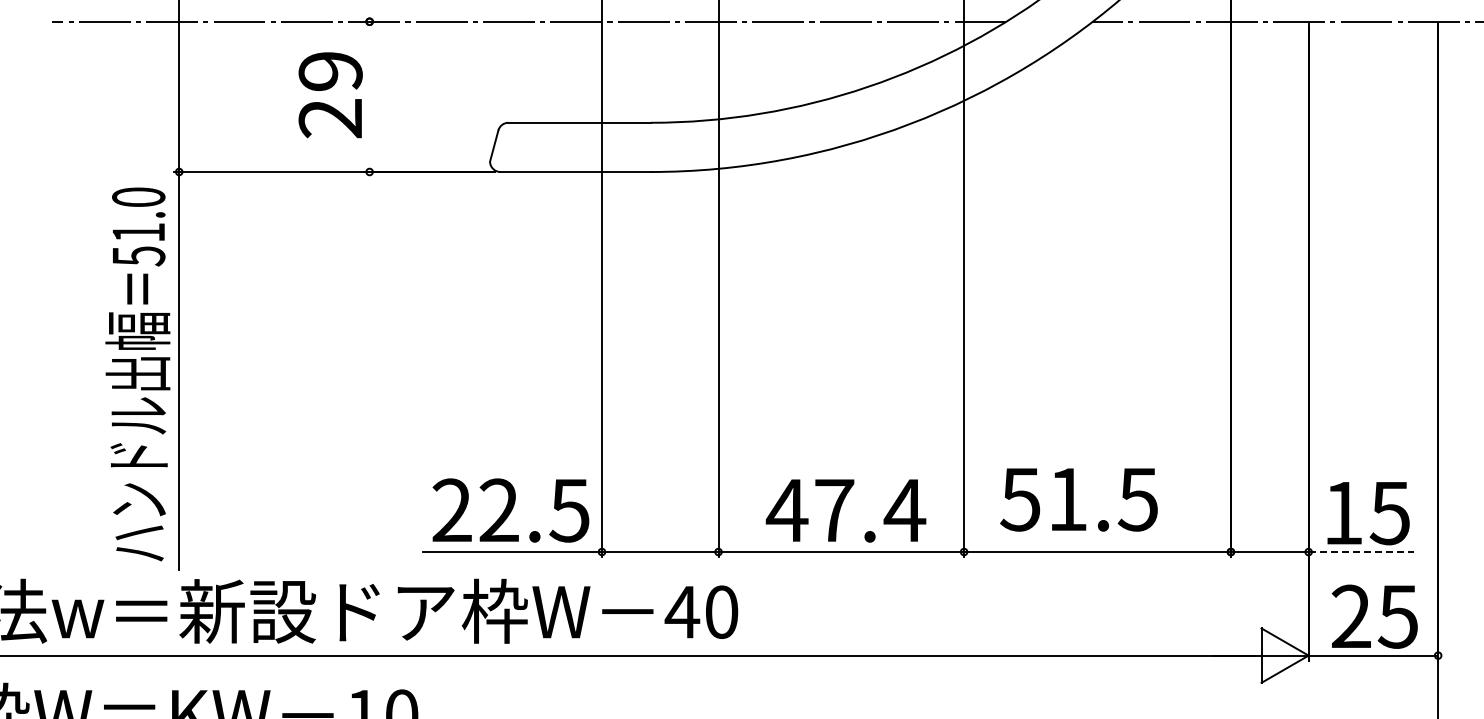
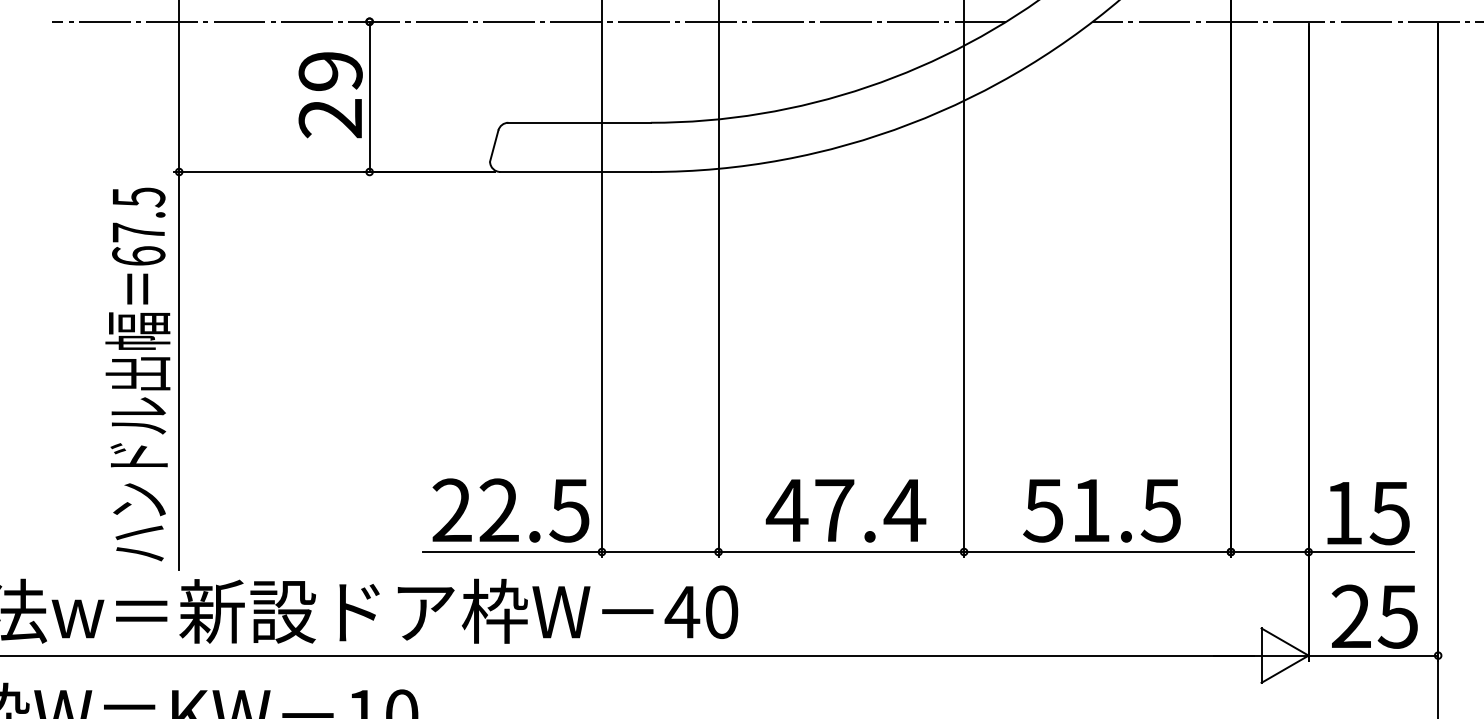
line: none -> present (369, 96)
text: 51.0 -> 67.5 (138, 226)
text position: (1078, 499) -> (1101, 510) (1101, 510)
line: dashed -> solid (1361, 552)
